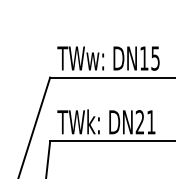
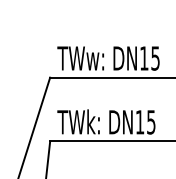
text: DN21 -> DN15 (145, 122)
